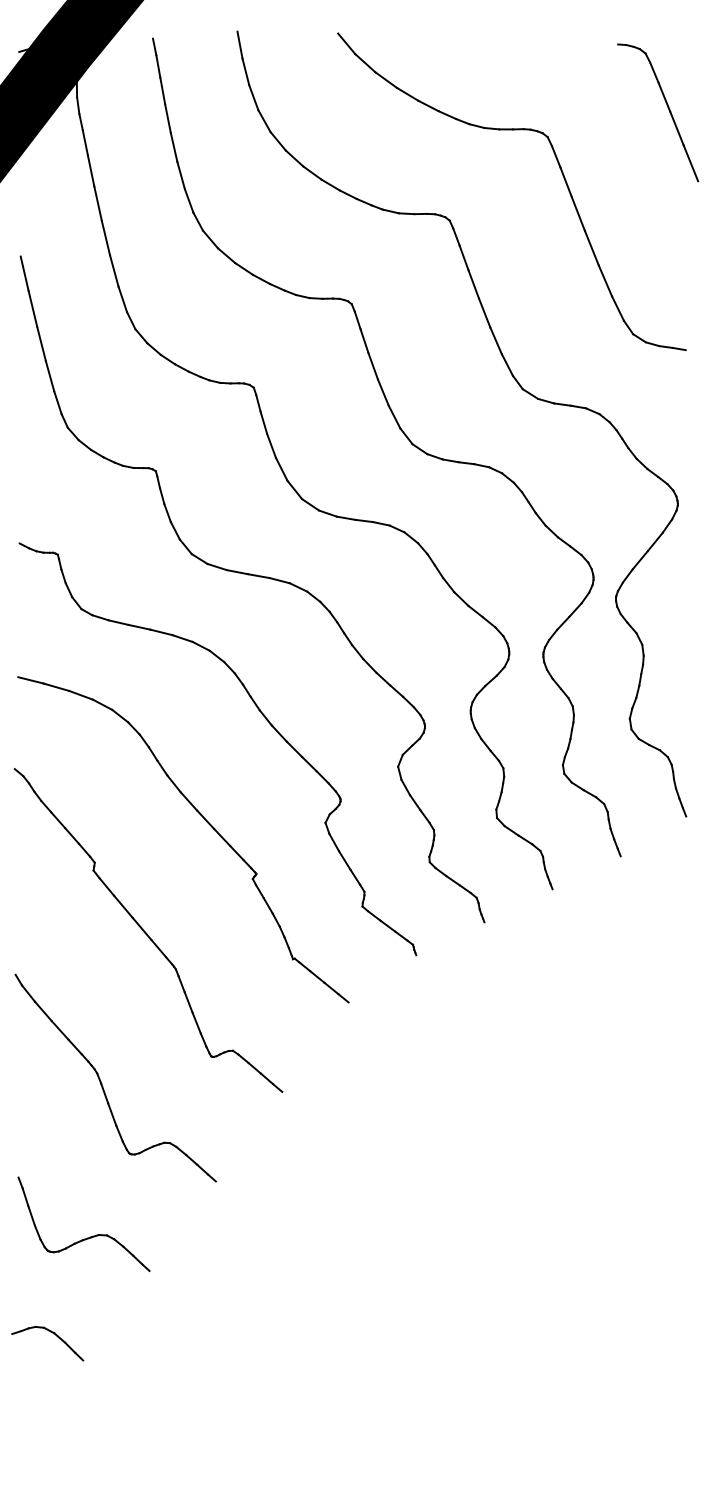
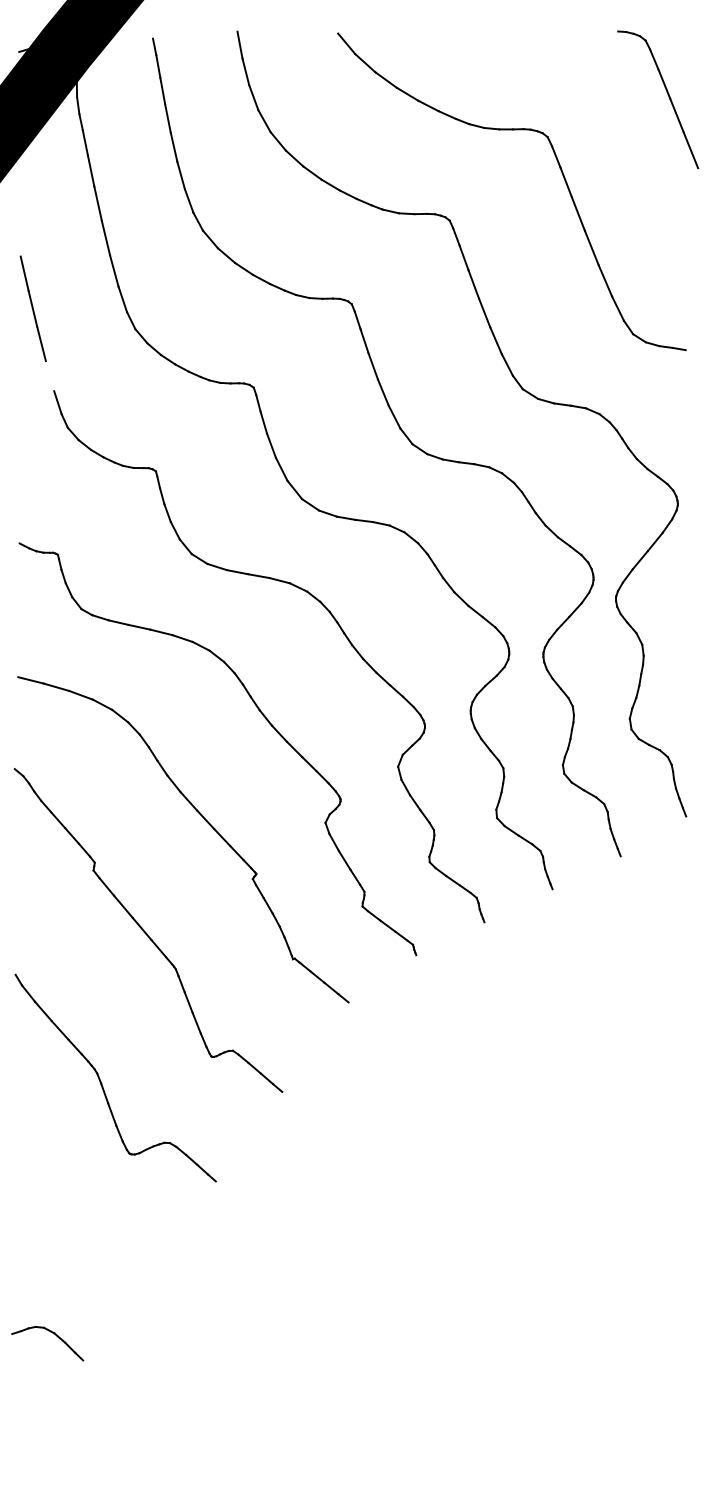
part position: (668, 110) -> (668, 97) (668, 97)
line: present -> none (49, 376)
part: present -> none (87, 1237)
